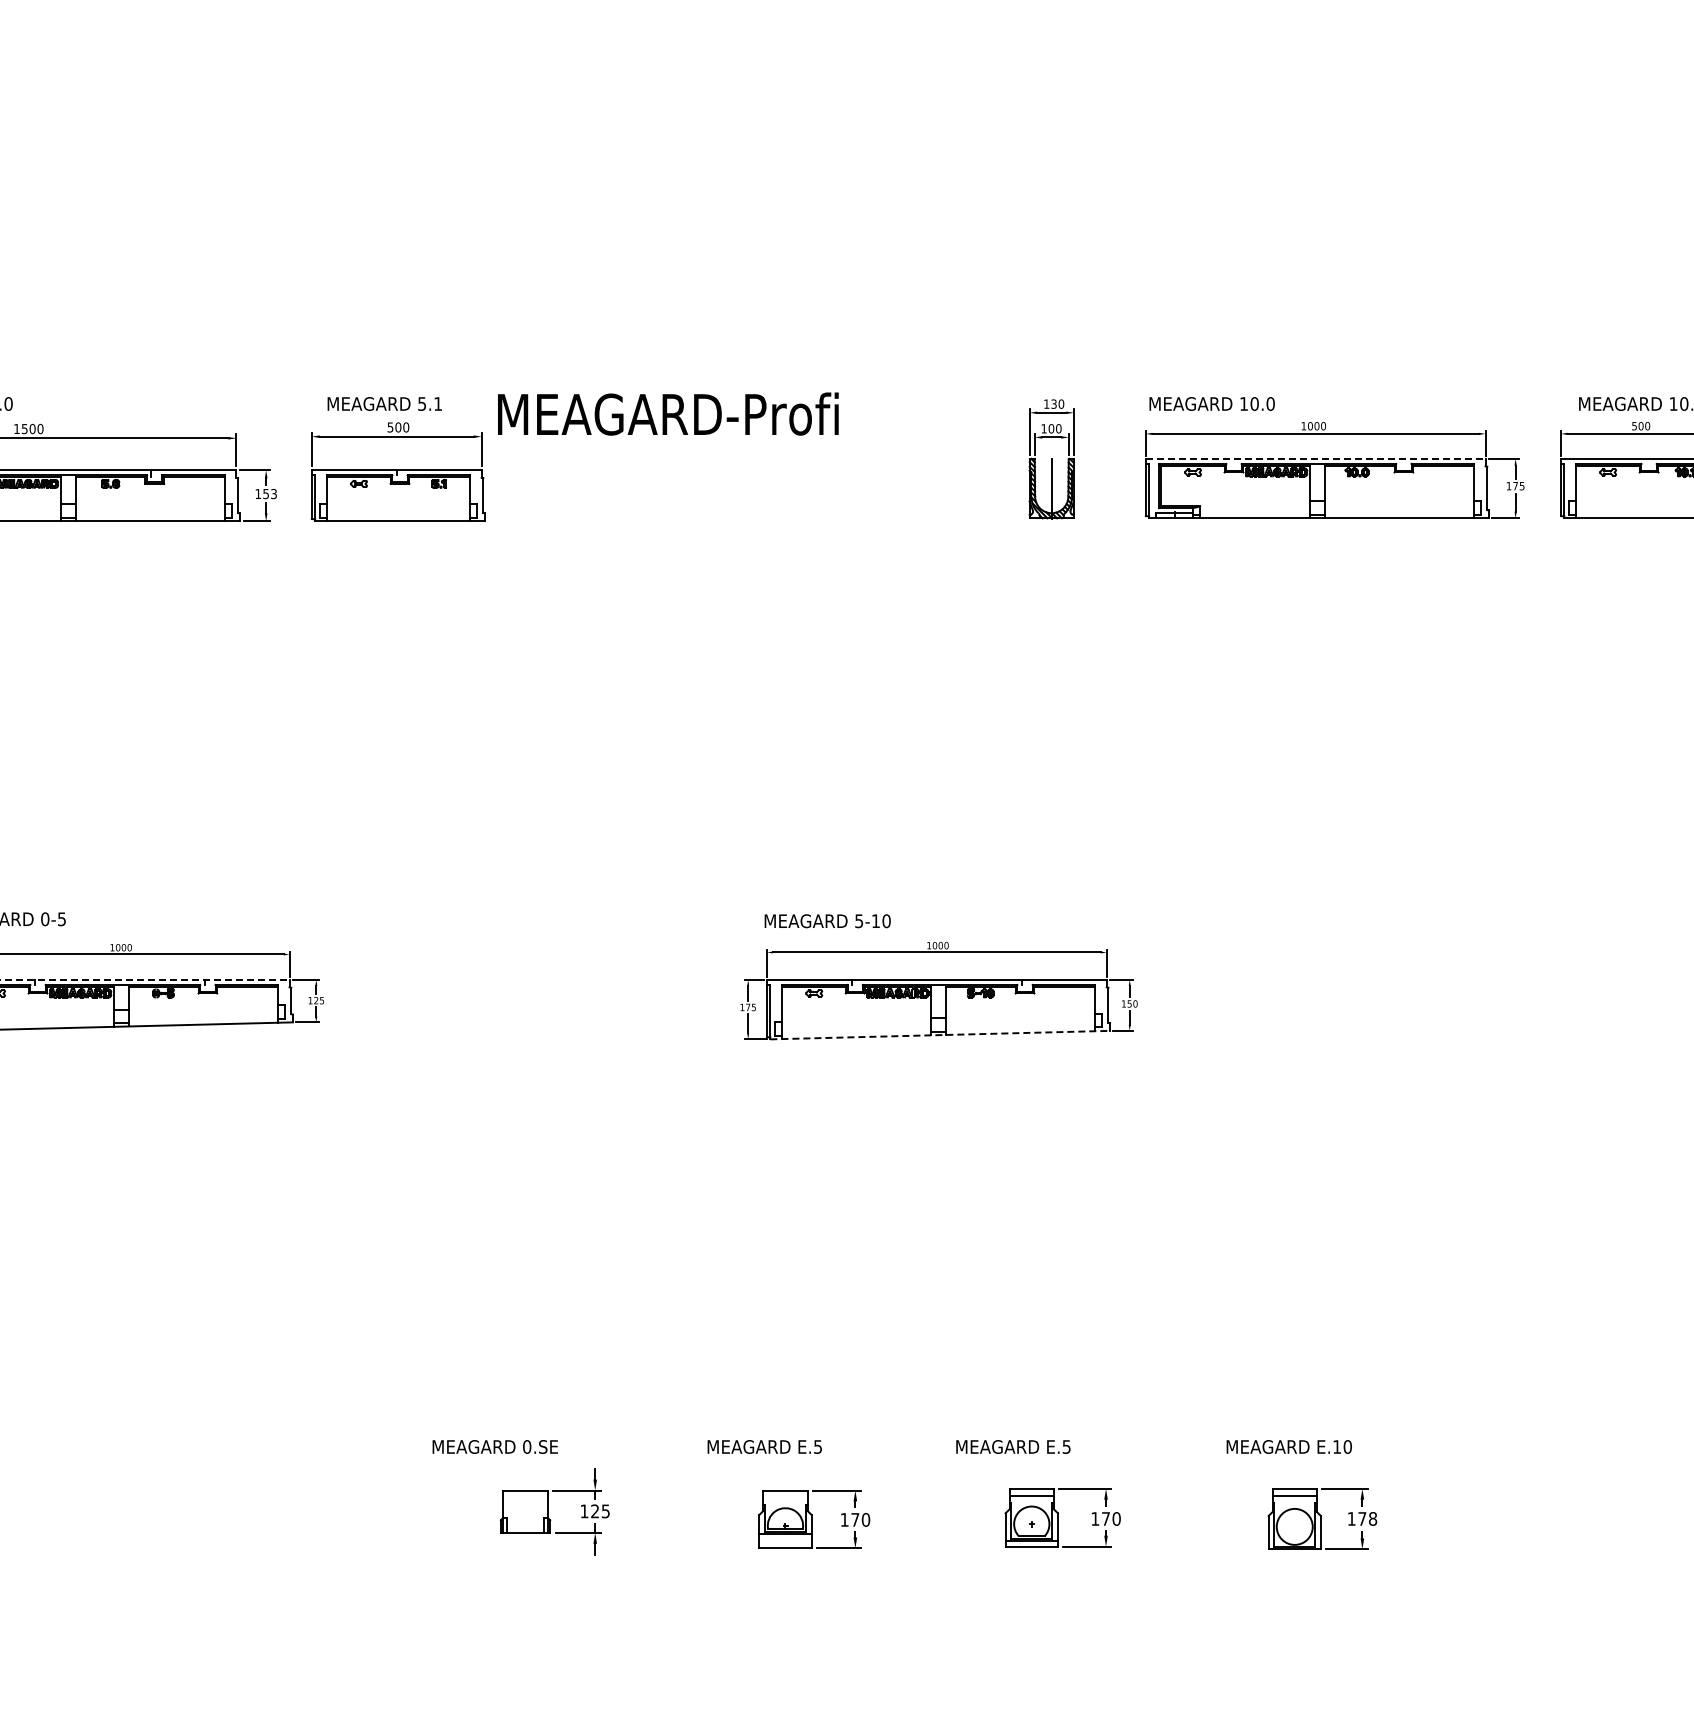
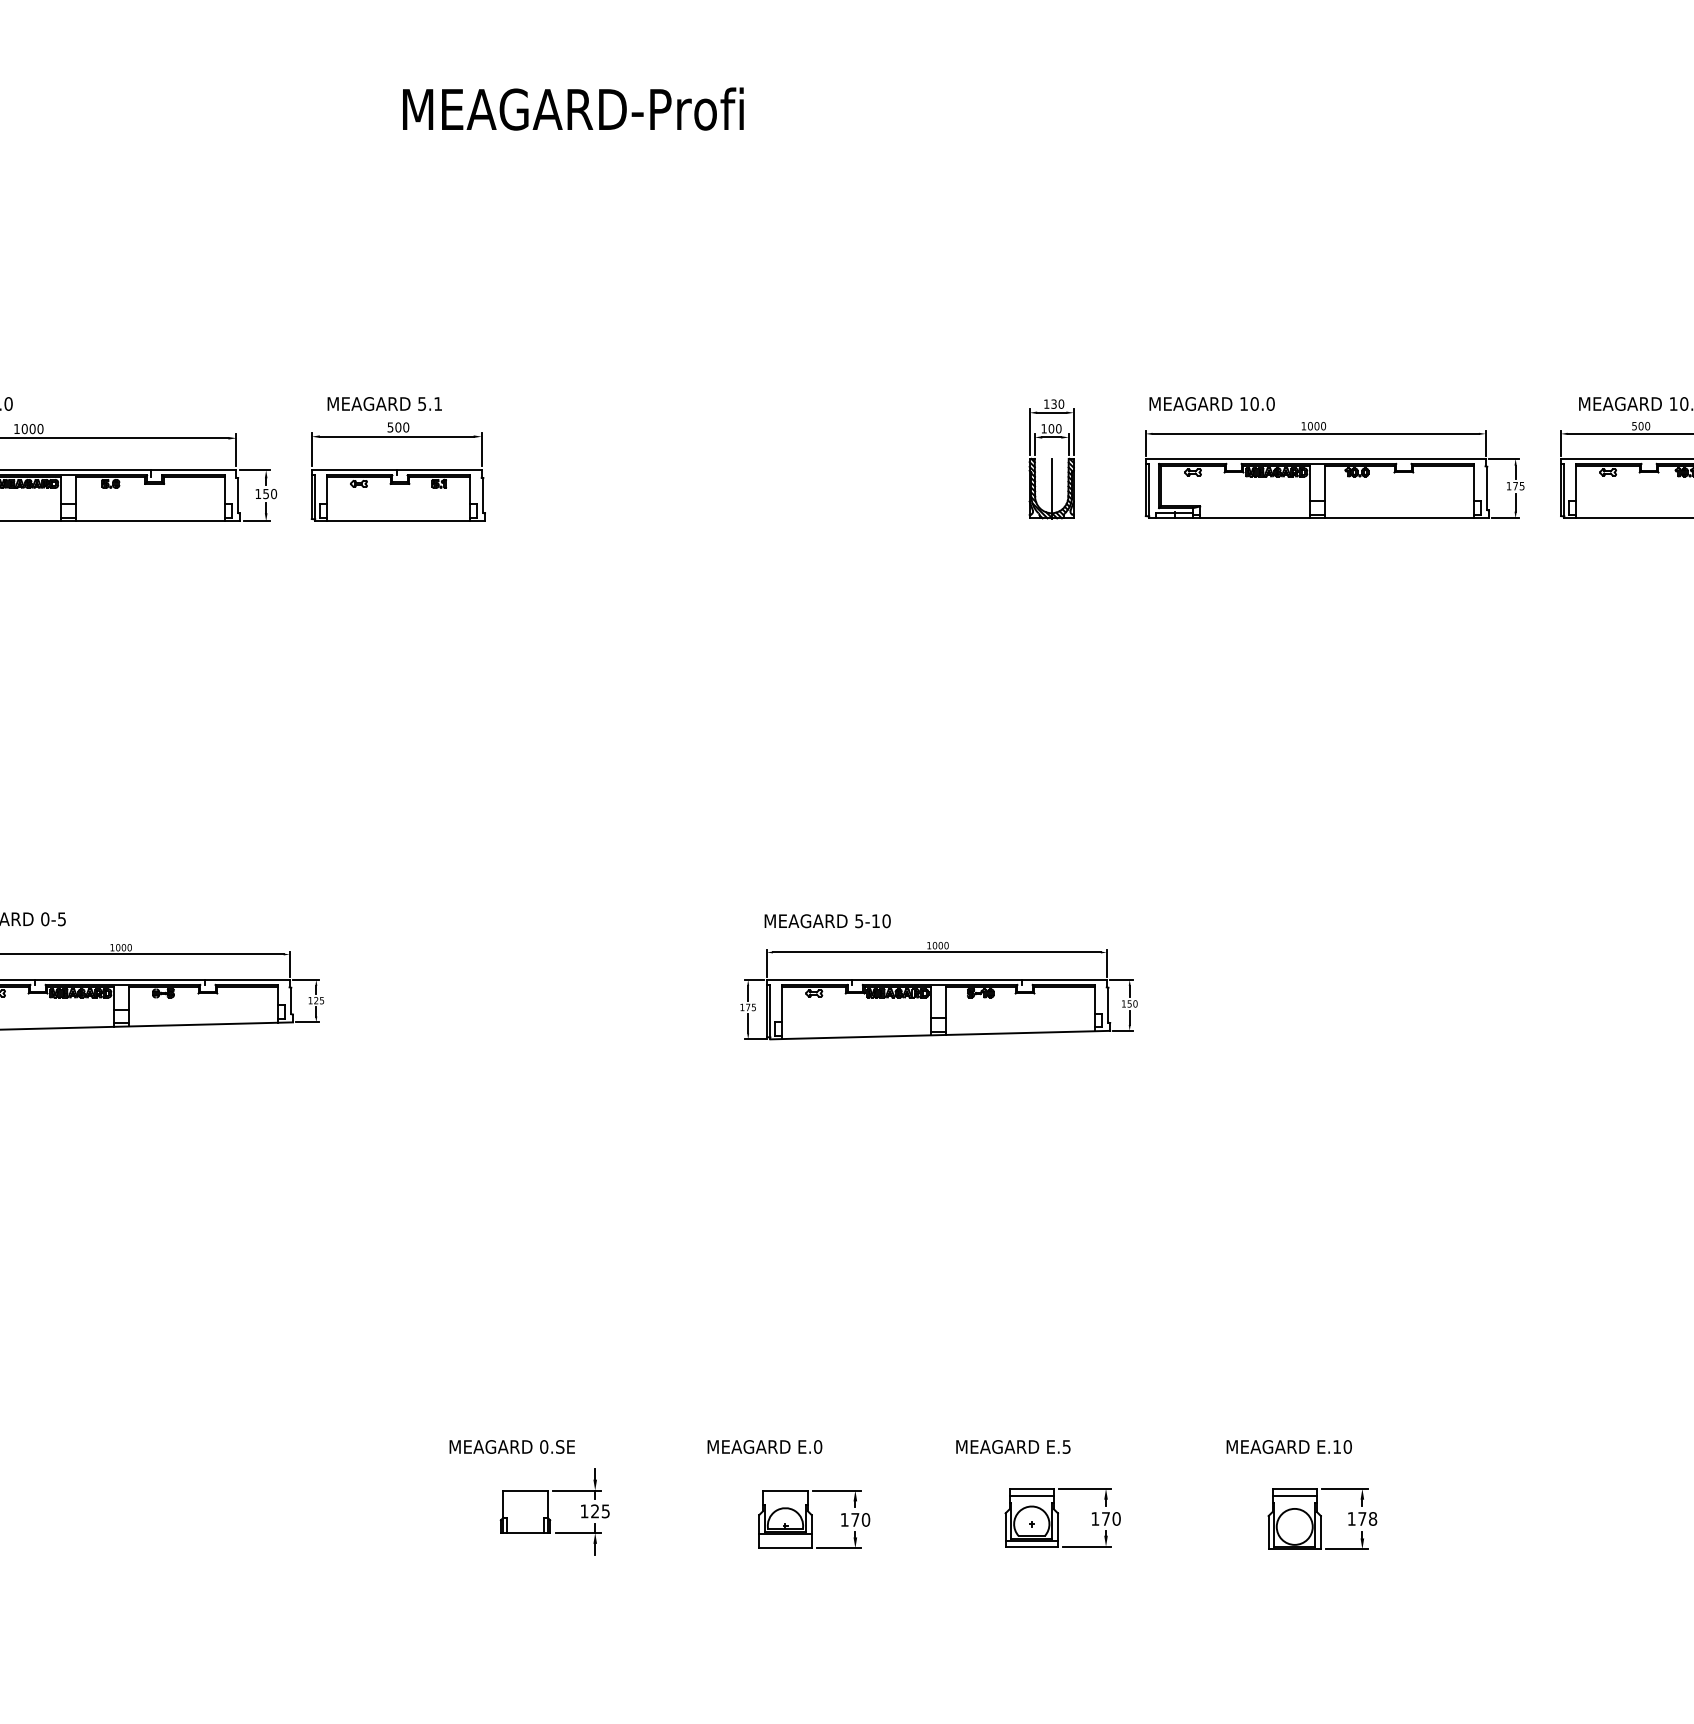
text position: (668, 413) -> (573, 108) (573, 108)
text: 1500 -> 1000 (24, 428)
line: dashed -> solid (1315, 458)
text: 153 -> 150 (274, 494)
line: dashed -> solid (145, 979)
line: dashed -> solid (940, 1035)
text position: (494, 1446) -> (511, 1446) (511, 1446)
text: E.5 -> E.0 (818, 1446)
